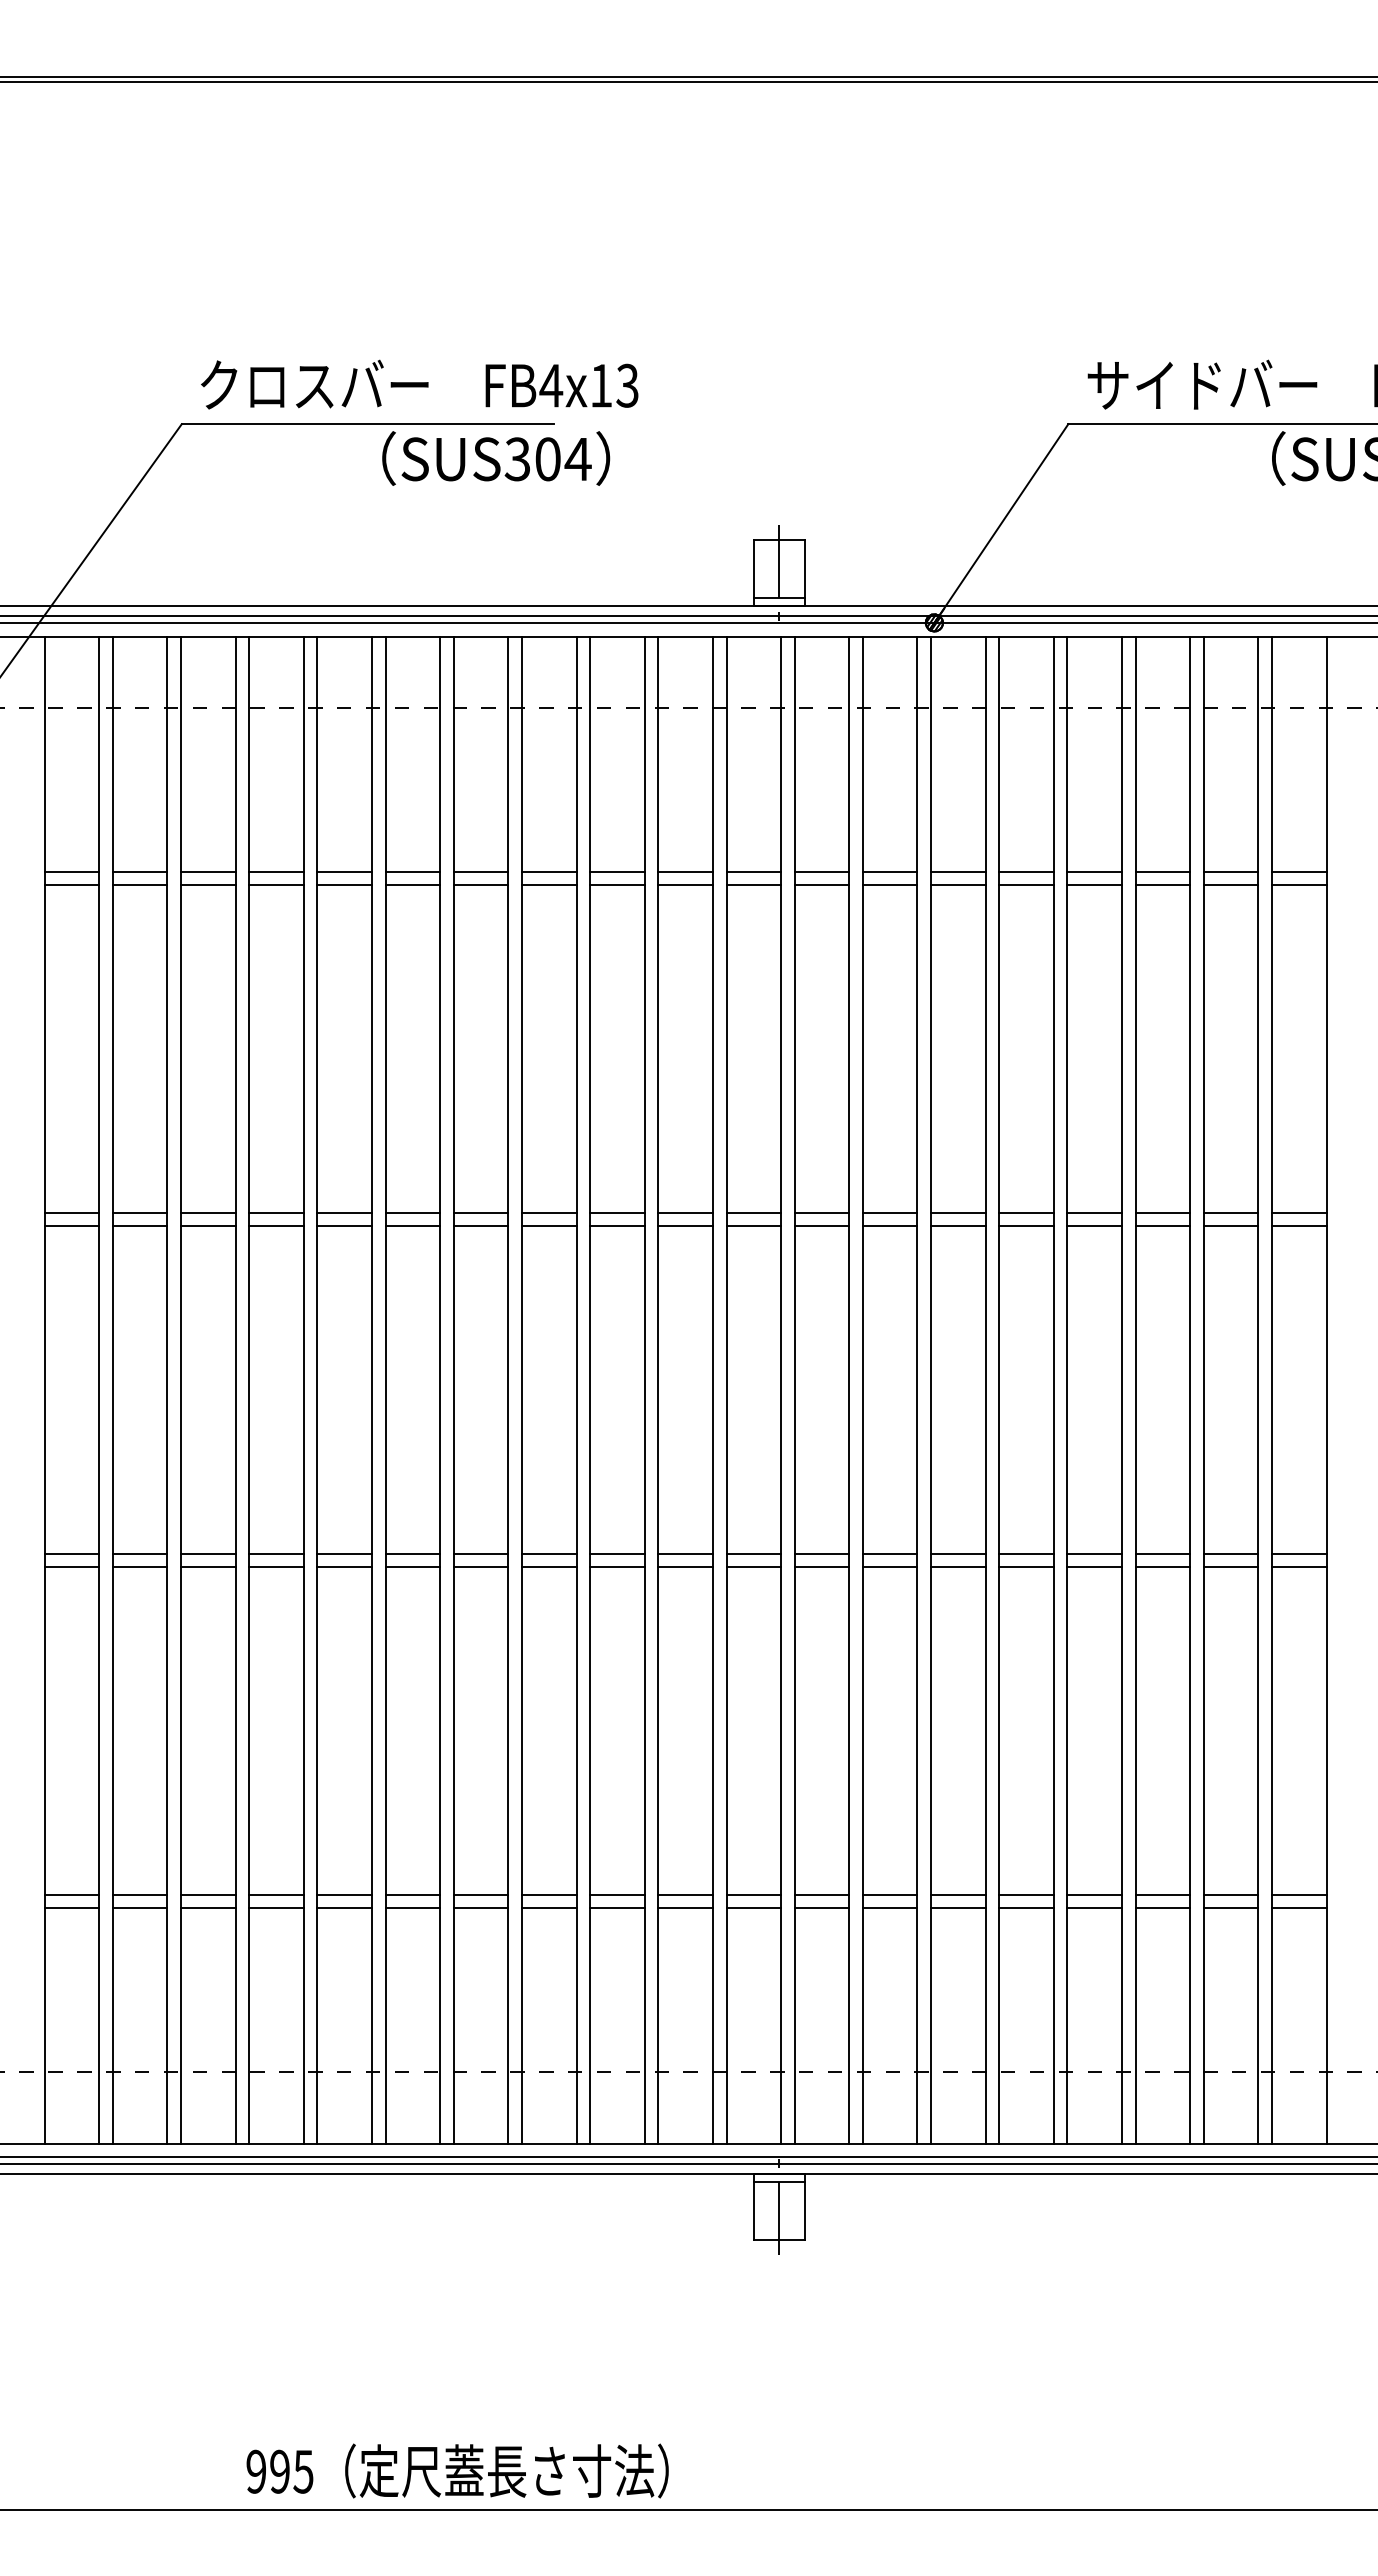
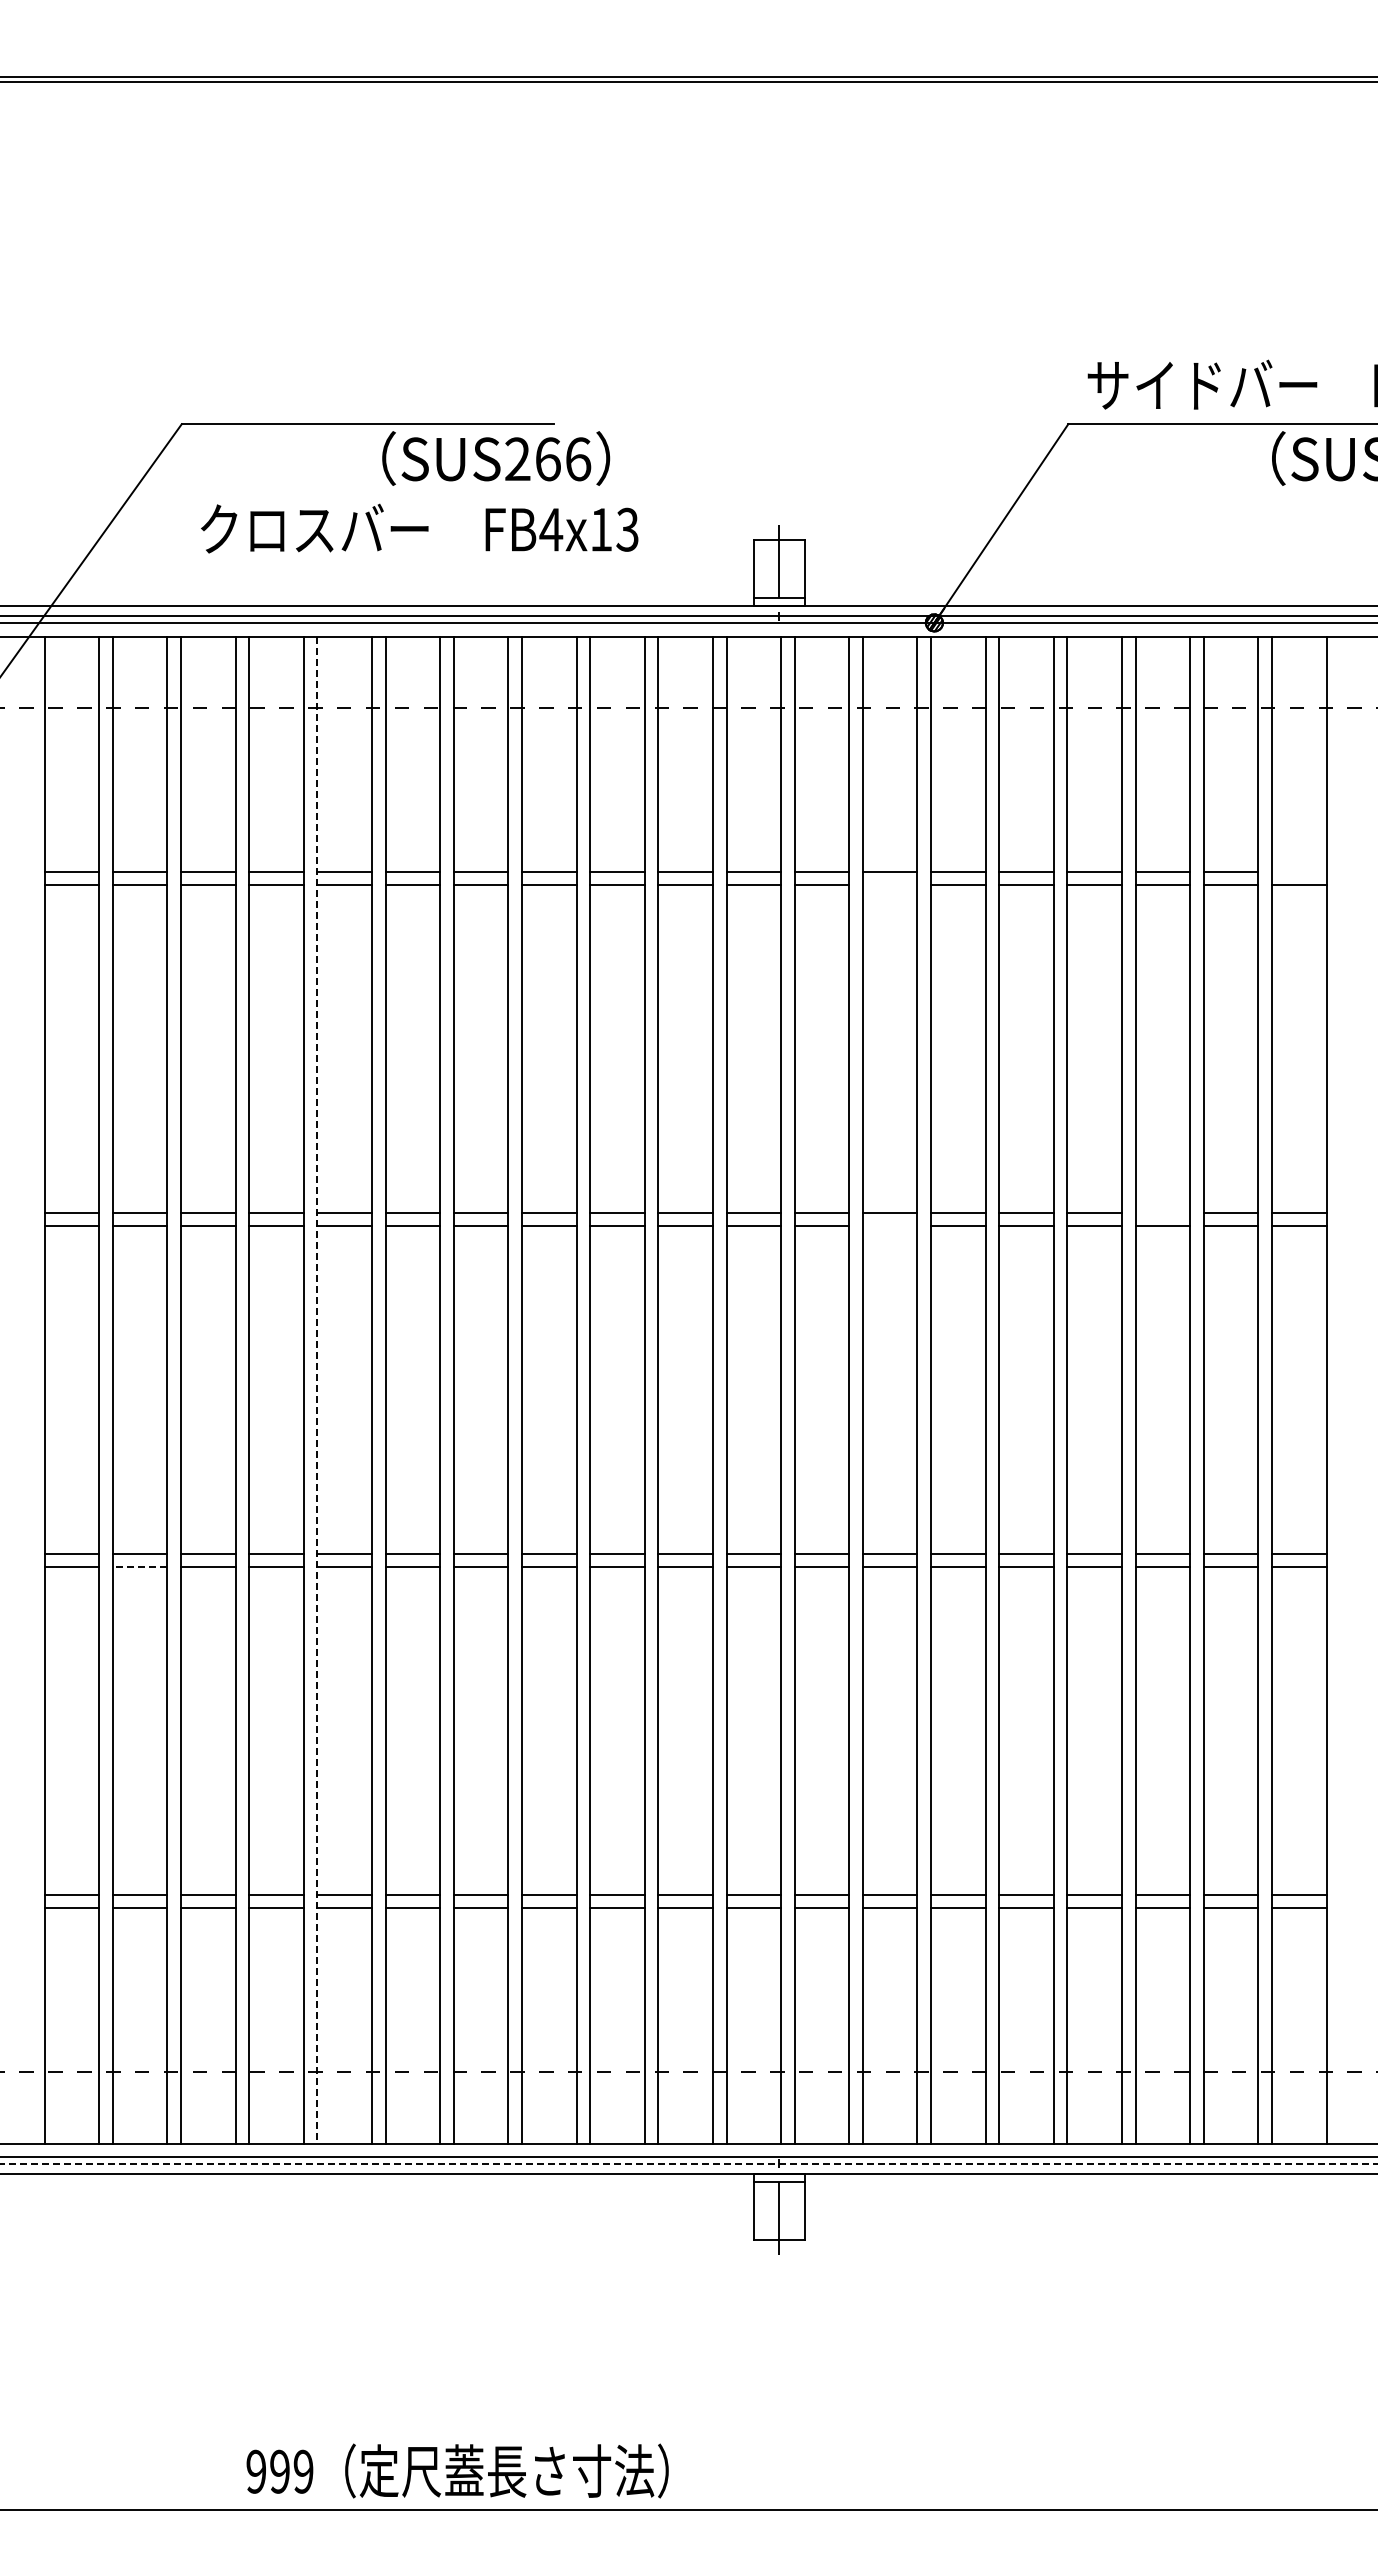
text position: (419, 384) -> (419, 528) (419, 528)
text: SUS304 -> SUS266 (547, 459)
line: present -> none (1299, 871)
line: present -> none (889, 885)
line: present -> none (1162, 1212)
line: present -> none (889, 1226)
line: solid -> dashed (317, 1390)
line: solid -> dashed (139, 1567)
line: solid -> dashed (689, 2164)
text: 995 -> 999 (303, 2471)
